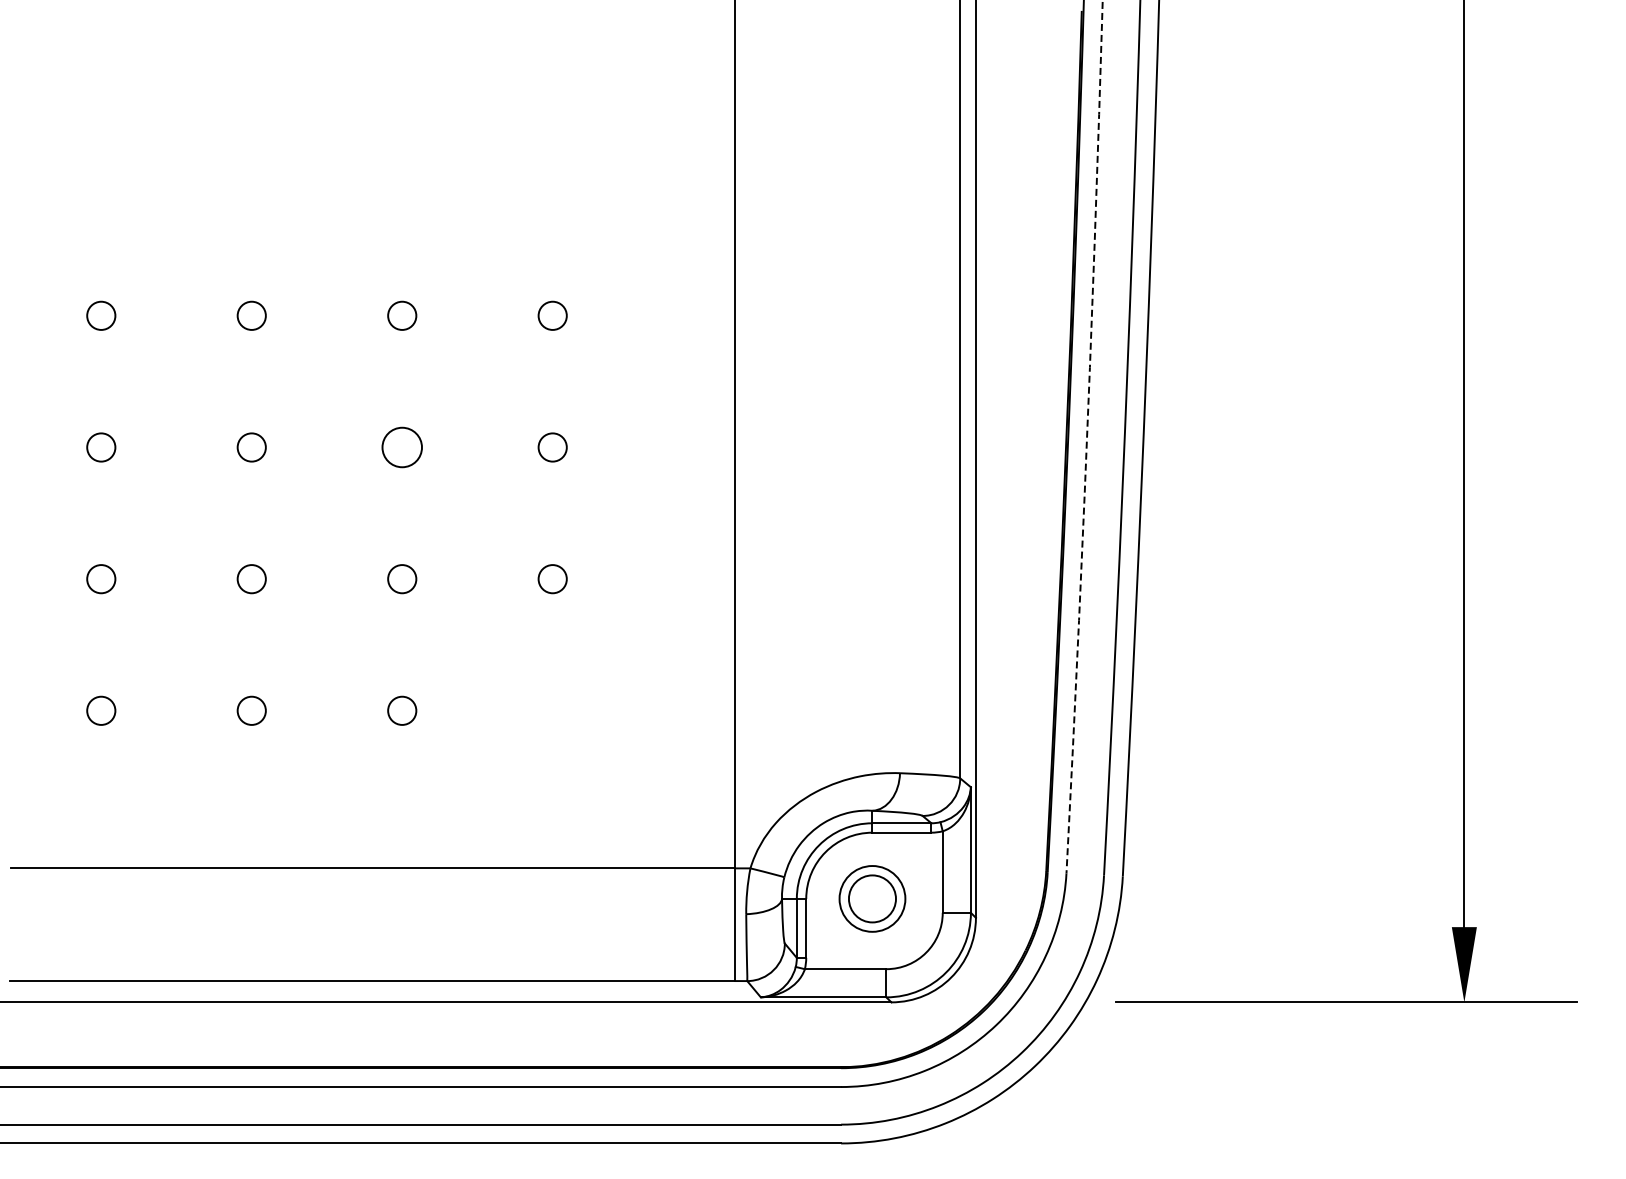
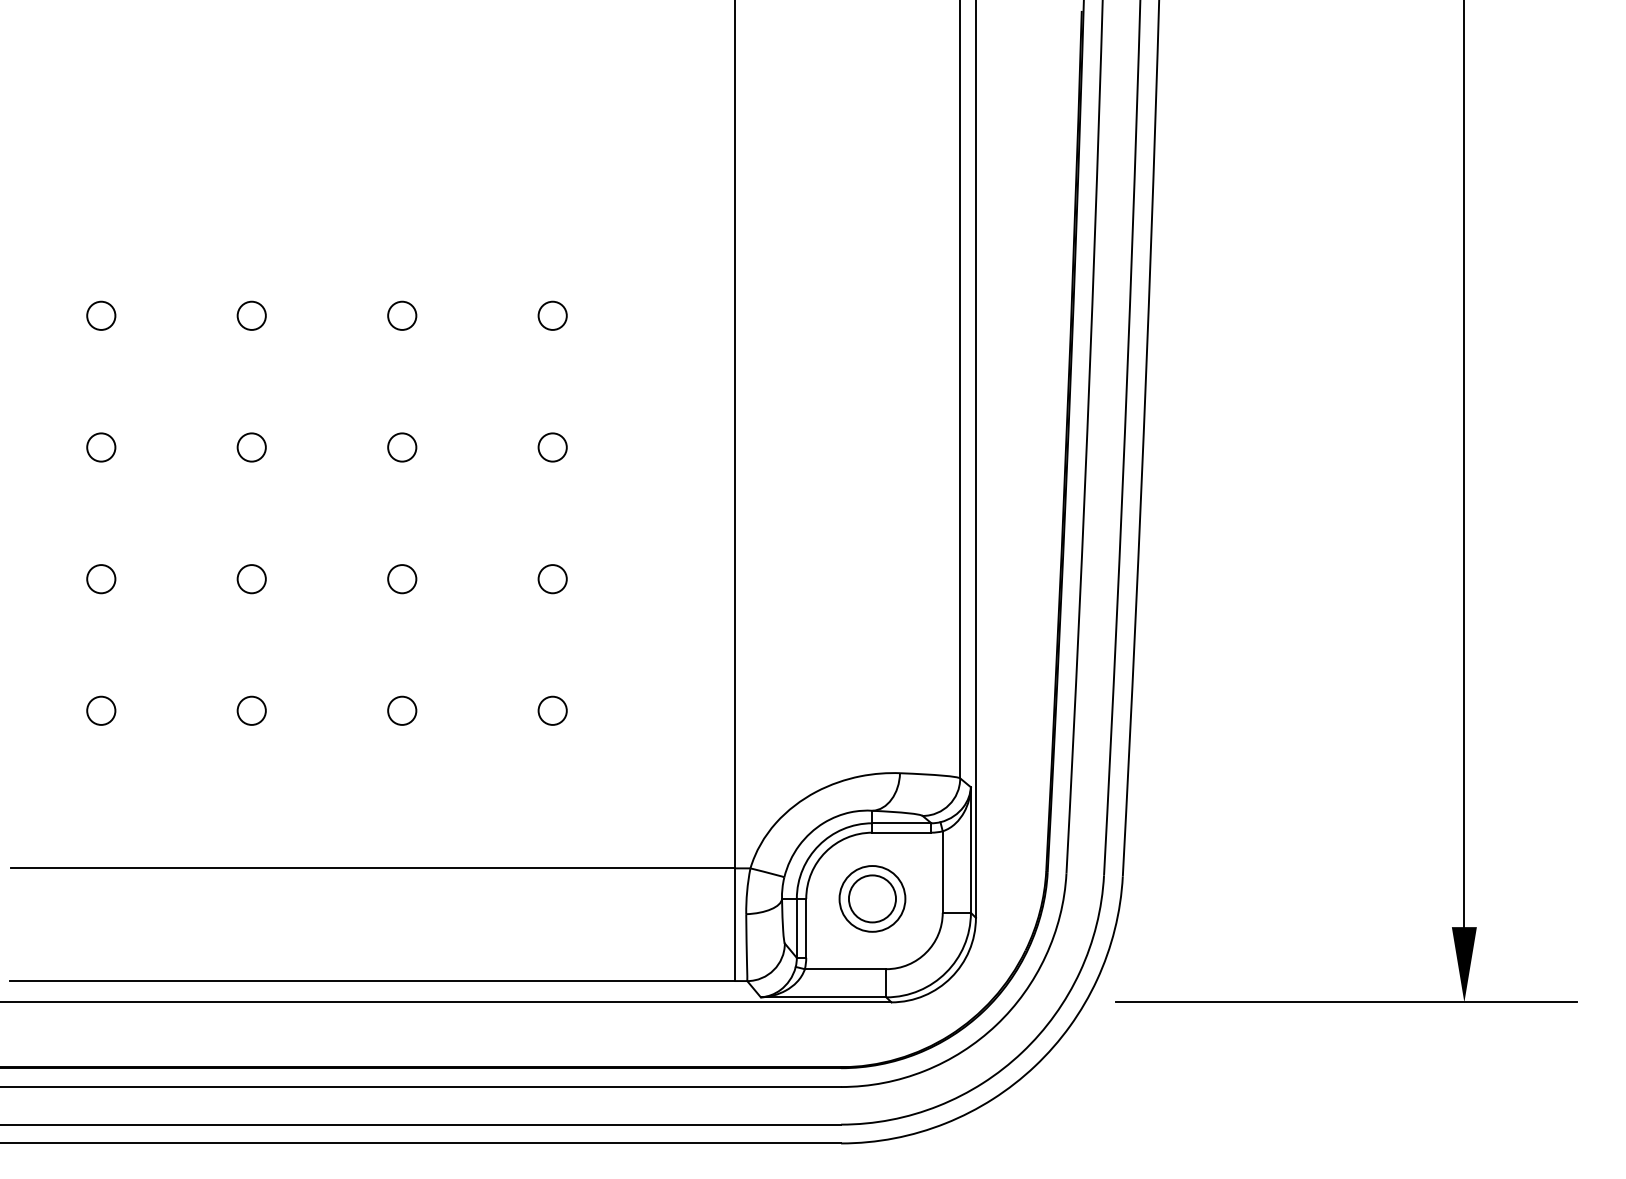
arc: dashed -> solid (1087, 437)
circle diameter: 39 px -> 28 px (402, 447)
circle: none -> present (552, 710)
